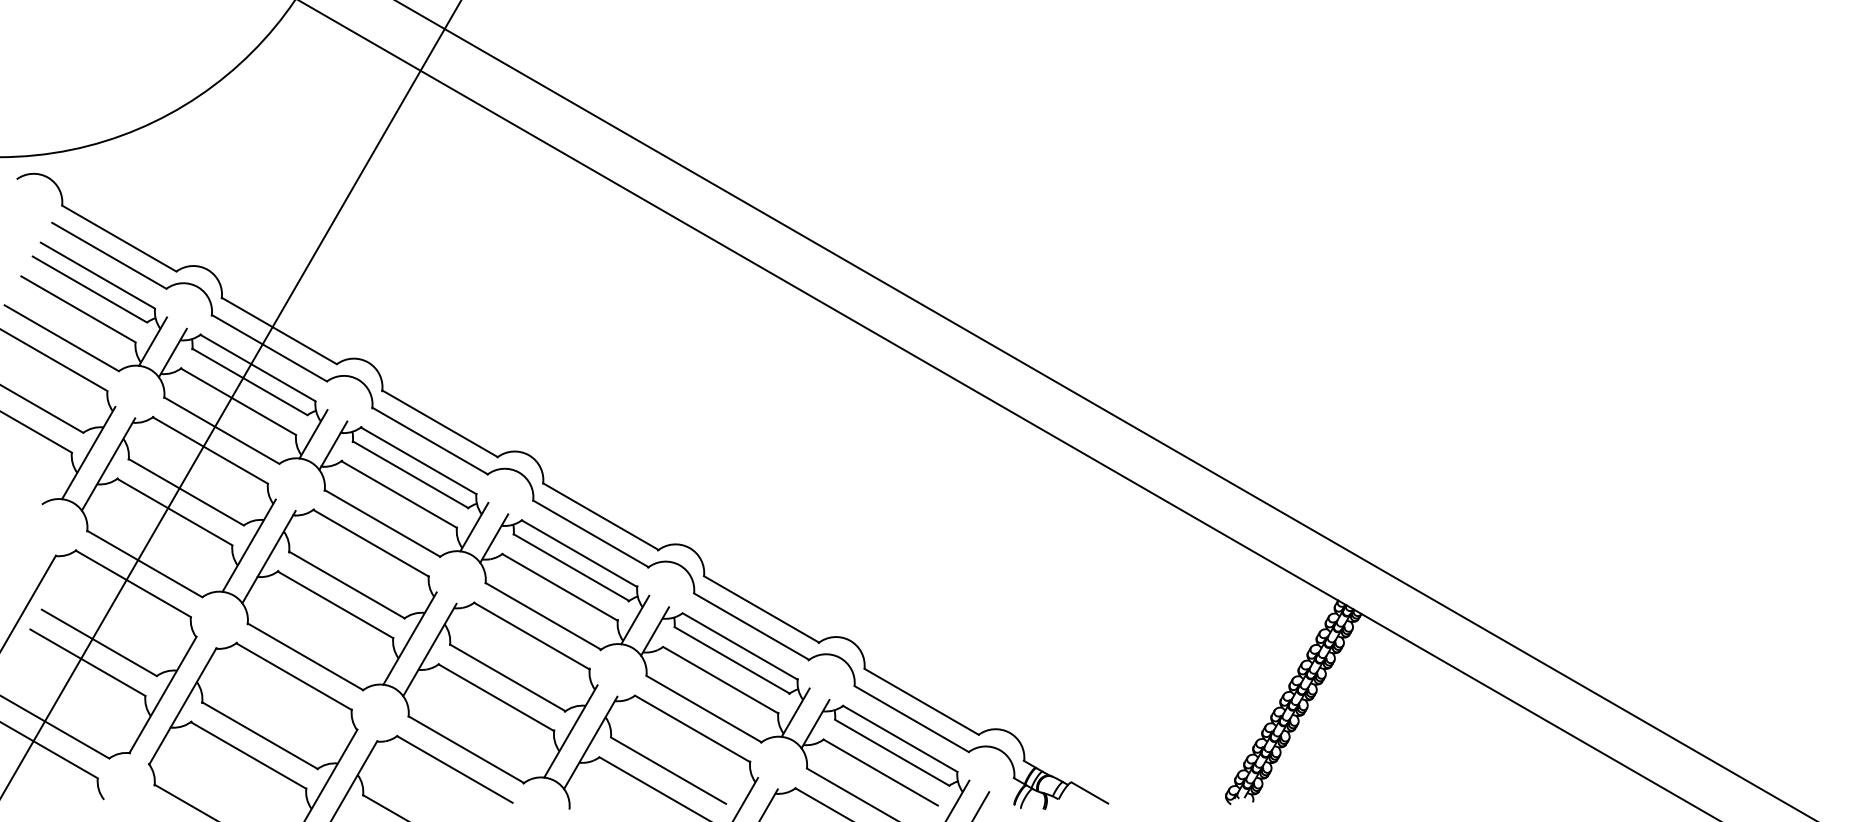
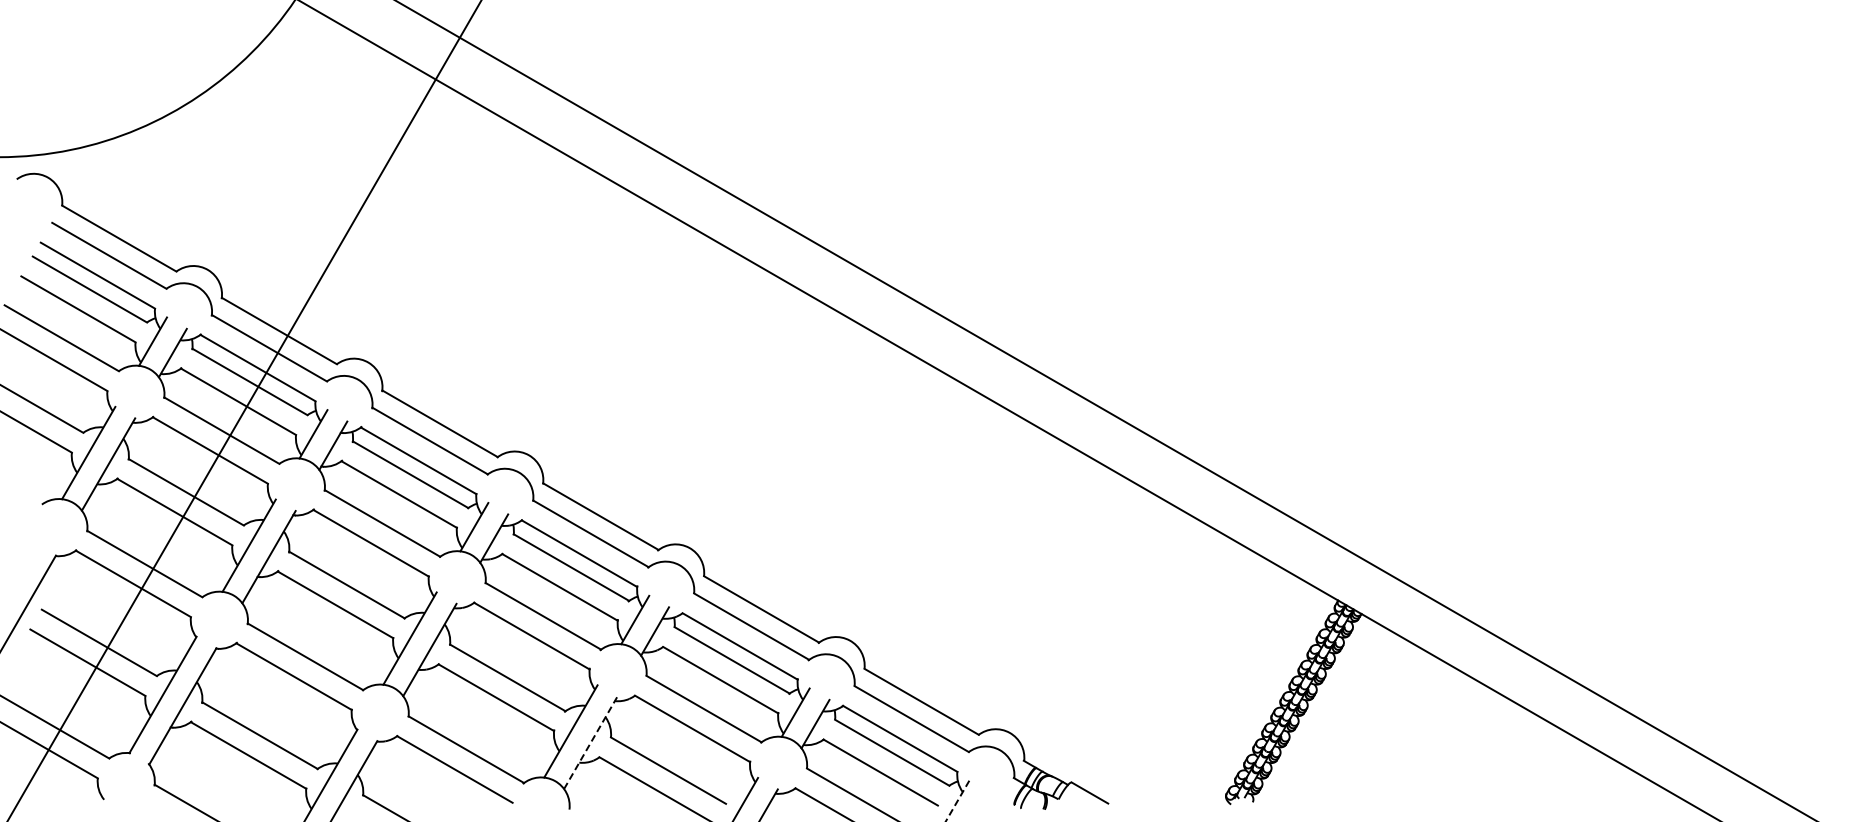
line position: (231, 398) -> (244, 410) (244, 410)
line: solid -> dashed (591, 742)
line: solid -> dashed (957, 801)
line: present -> none (981, 805)
